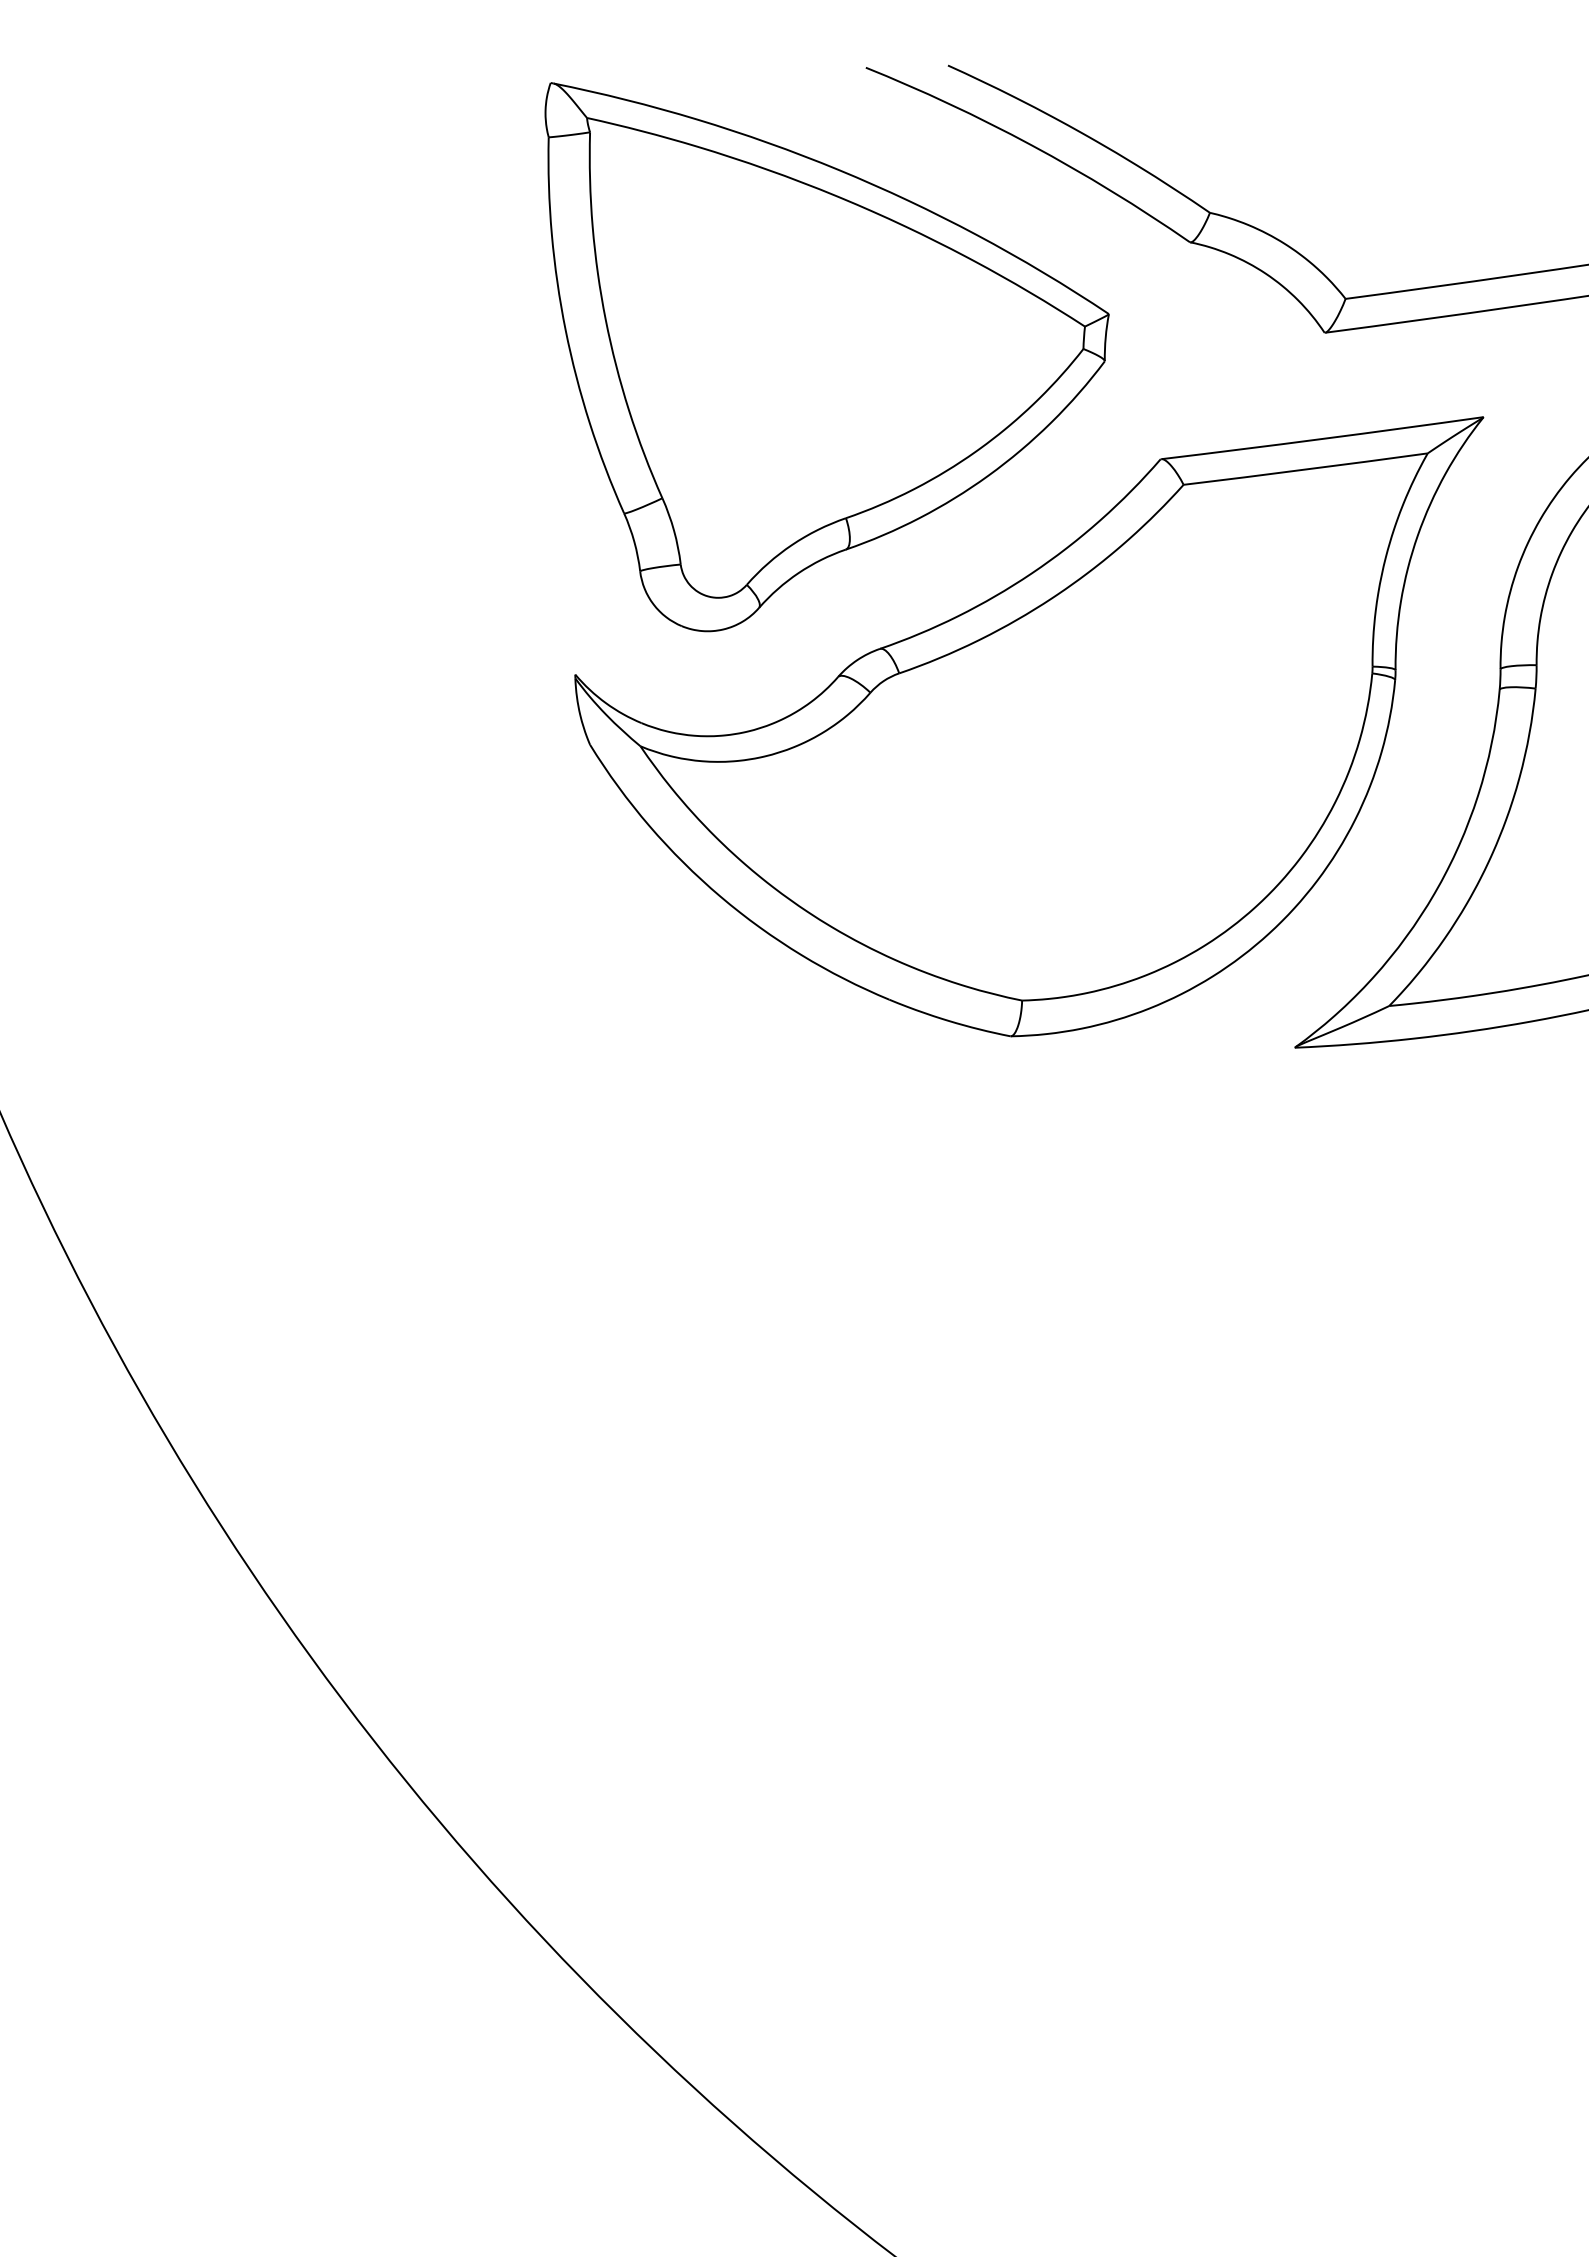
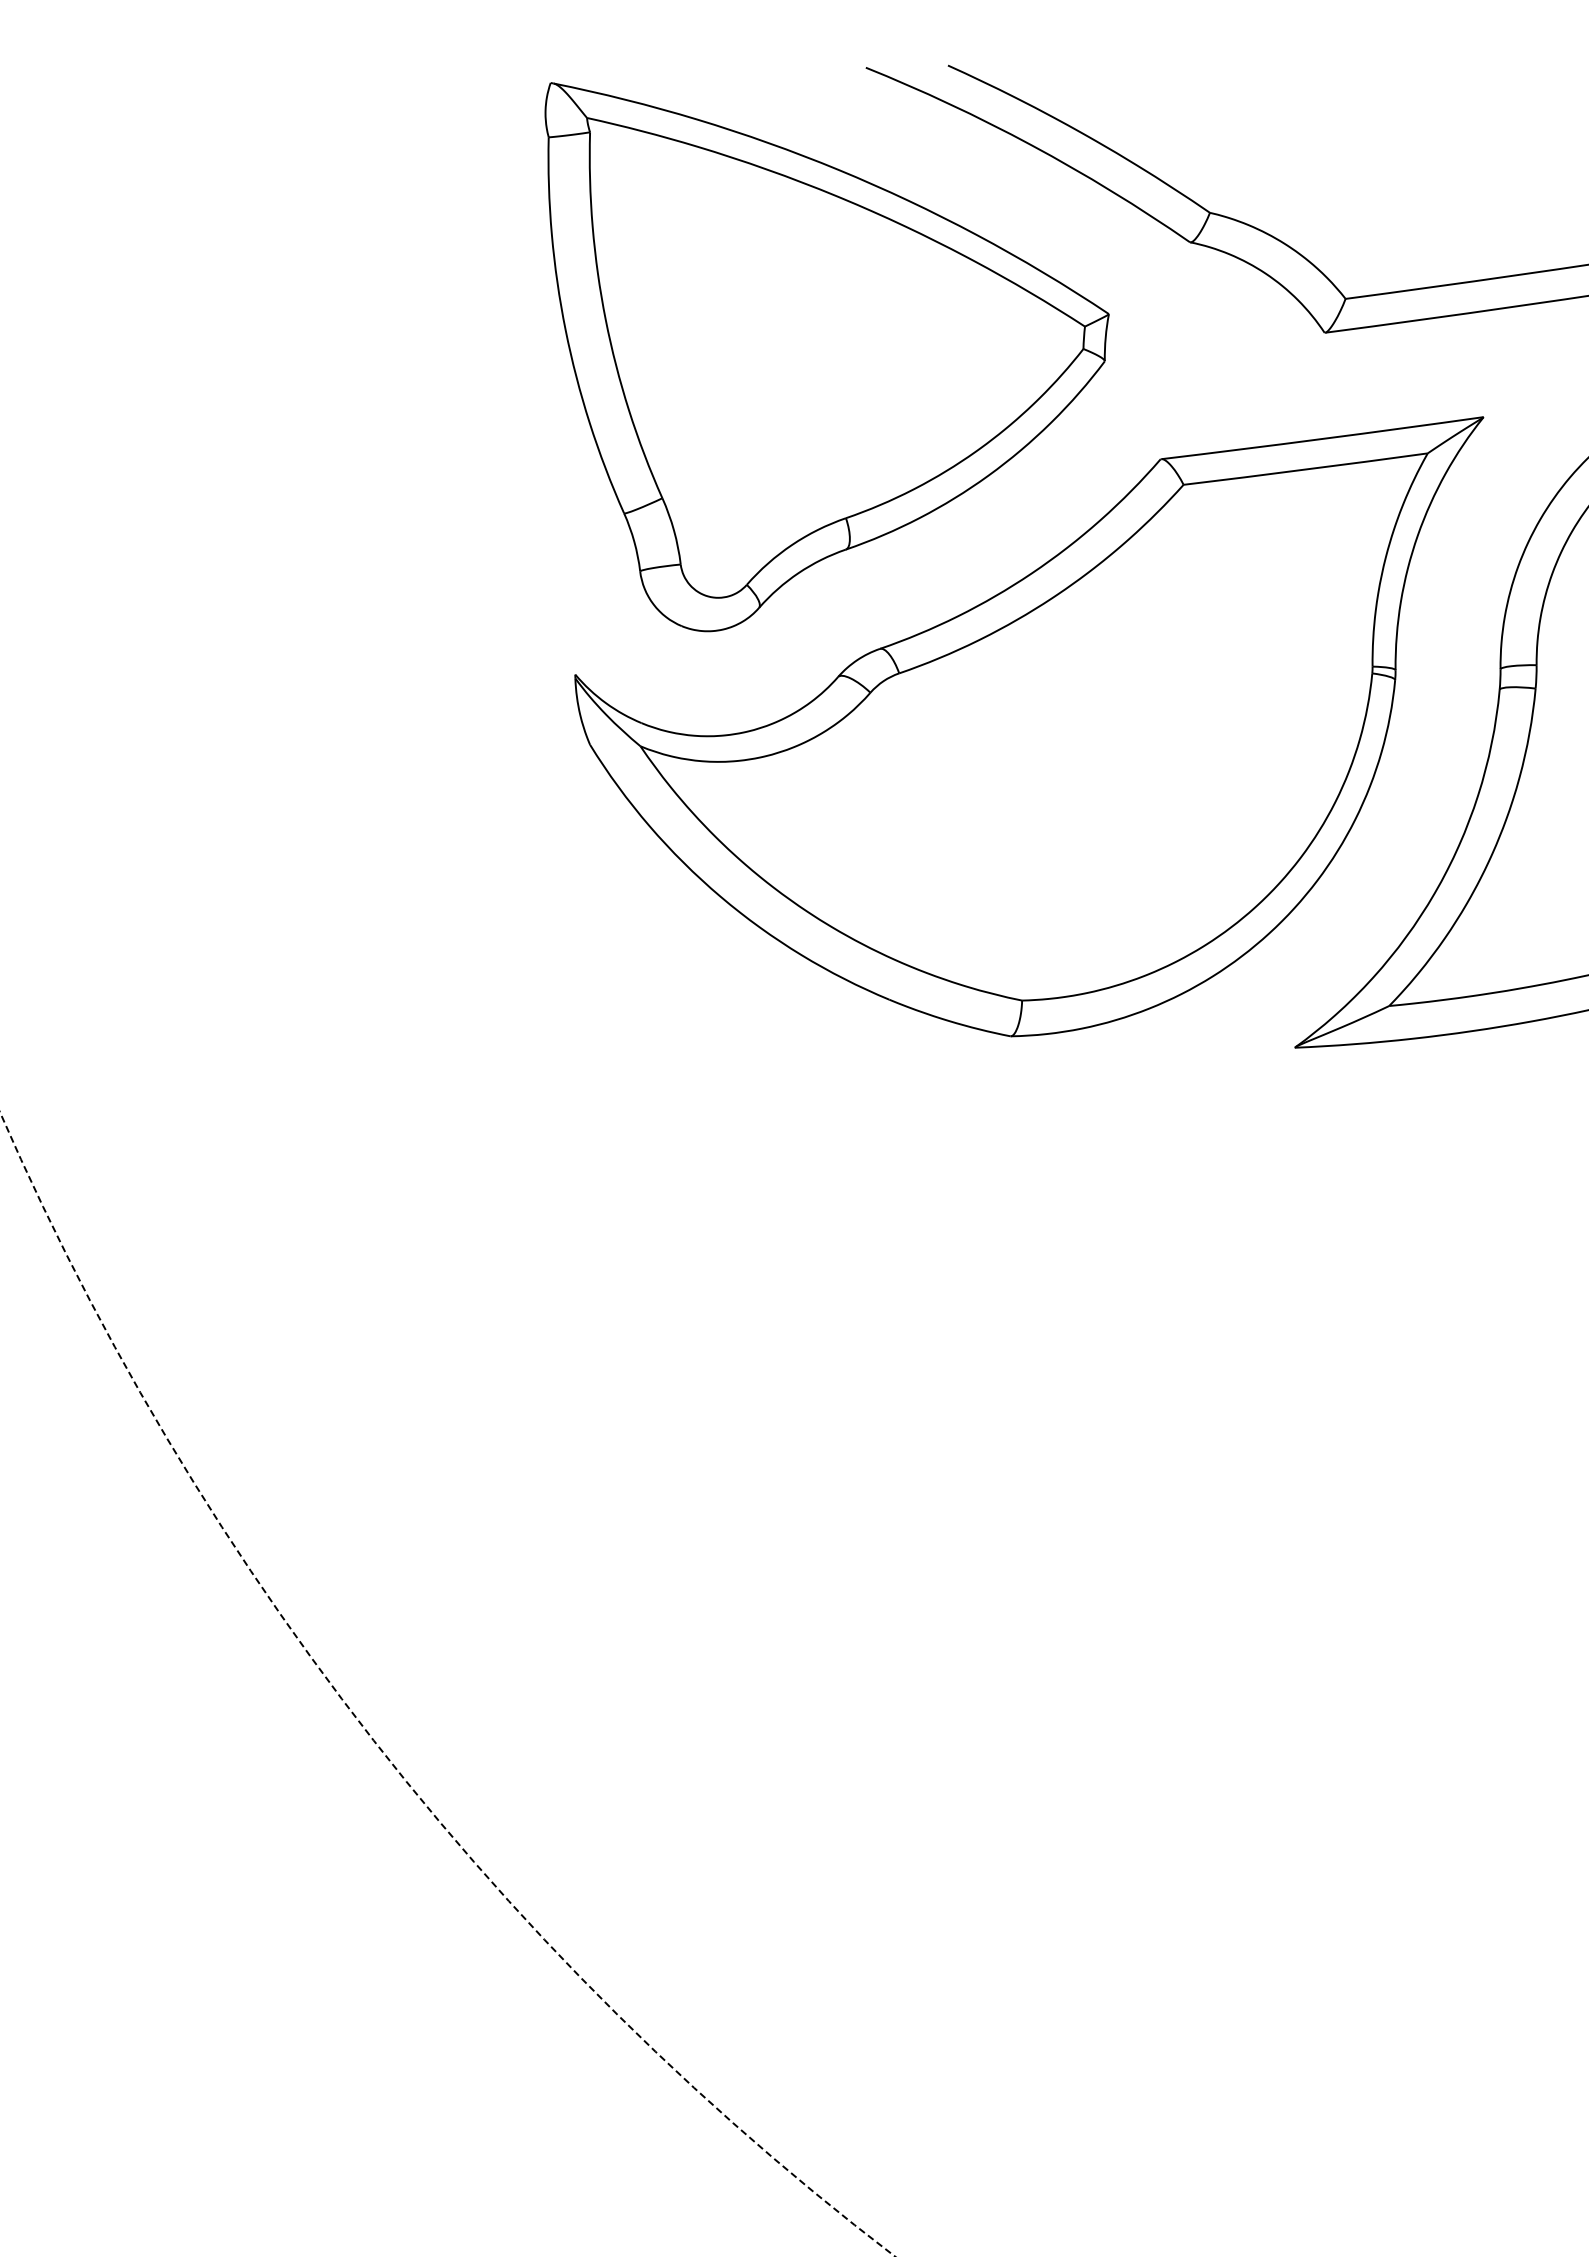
arc: solid -> dashed (373, 1740)
